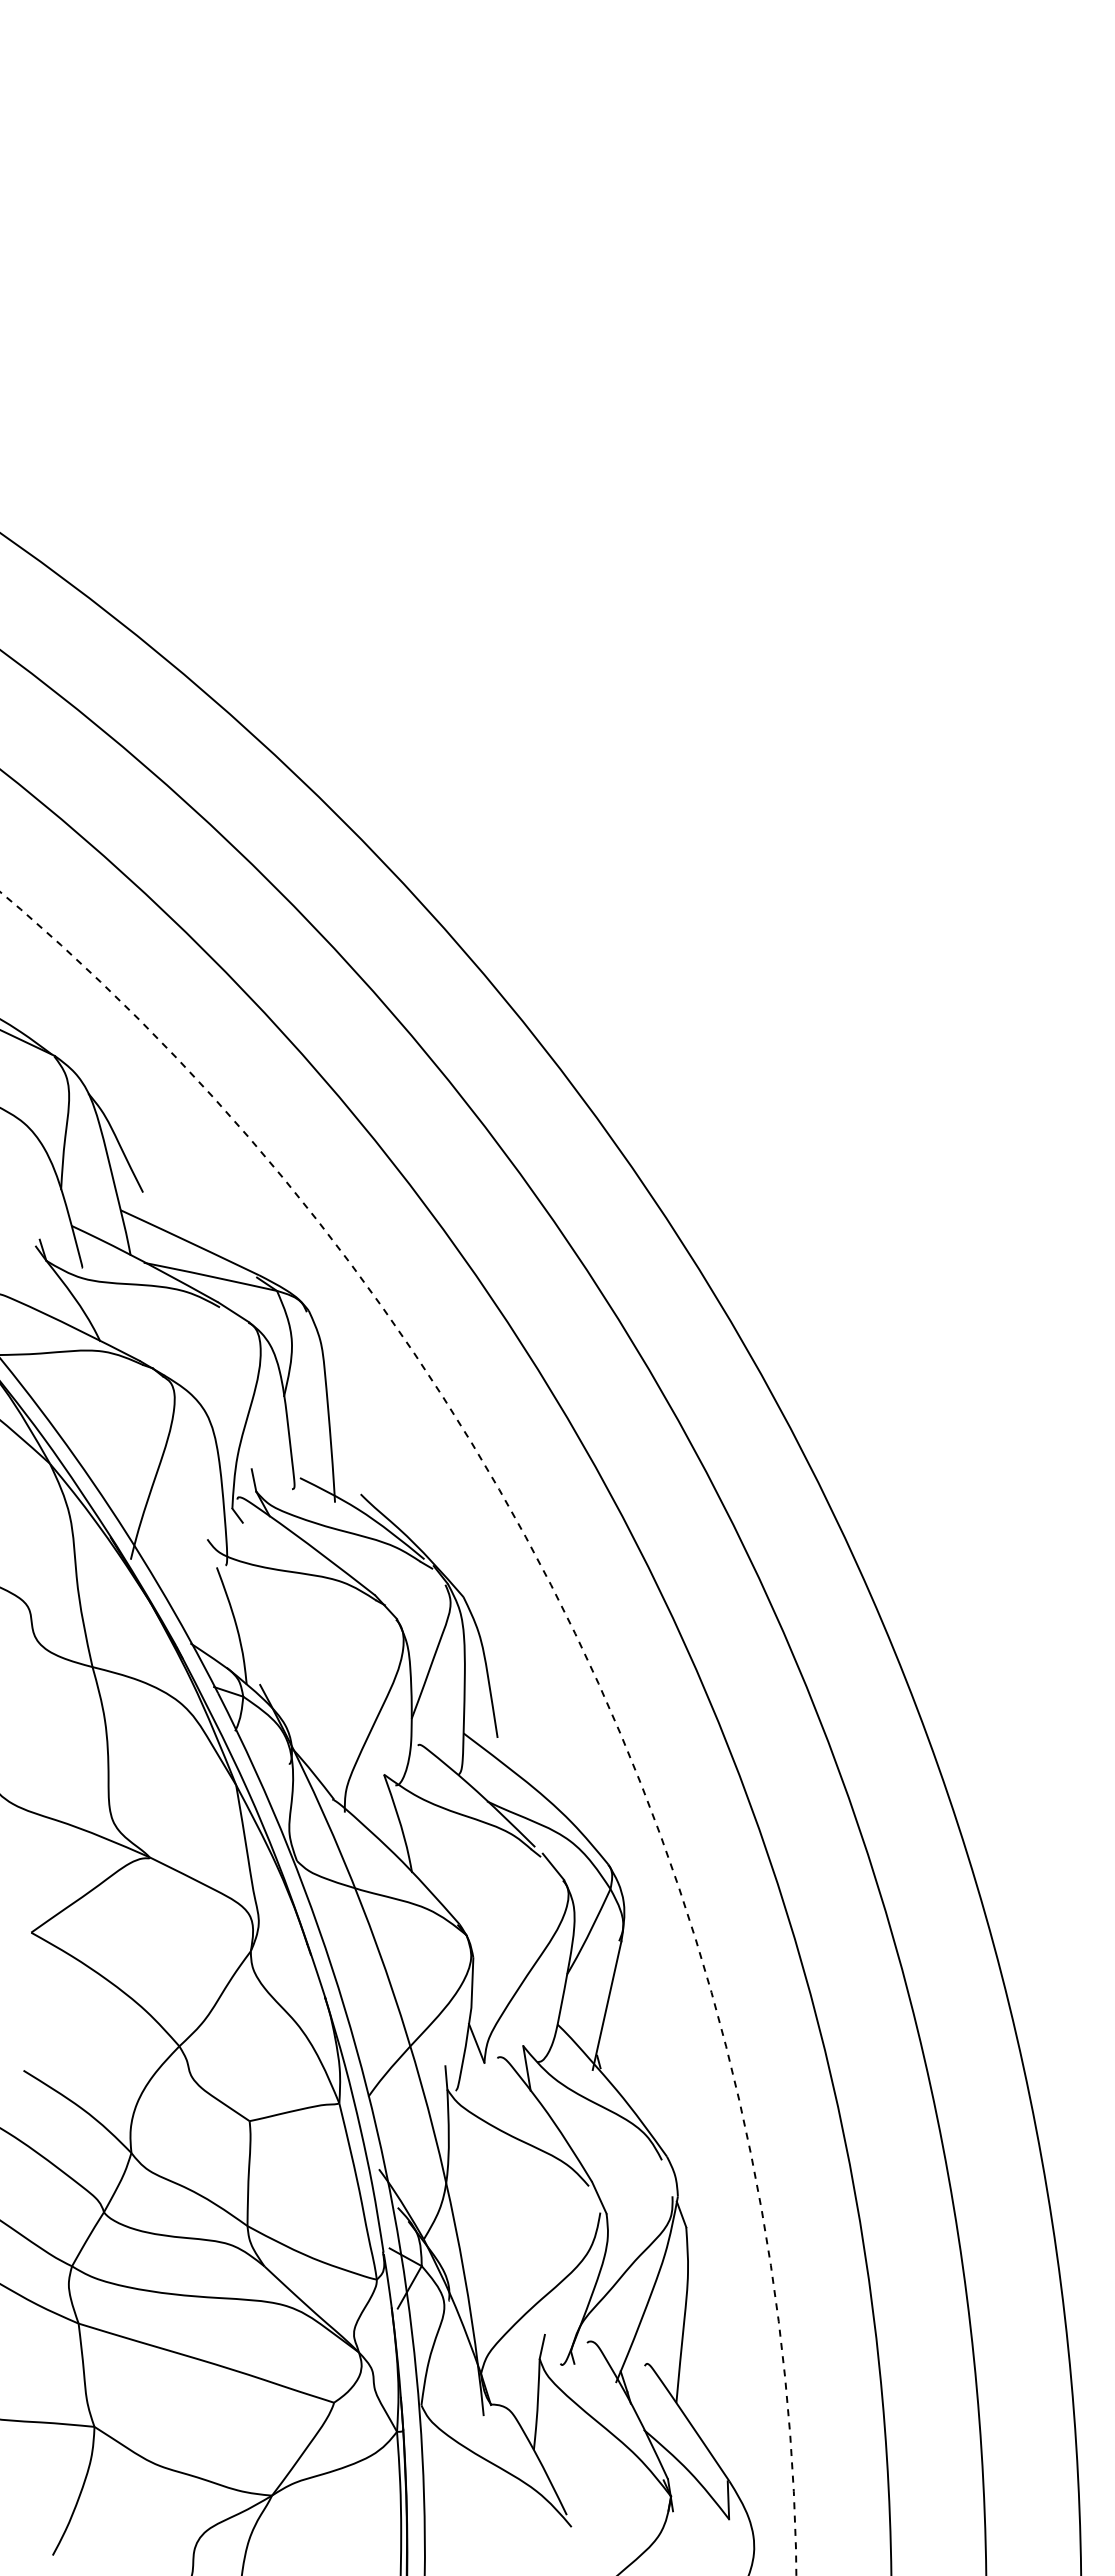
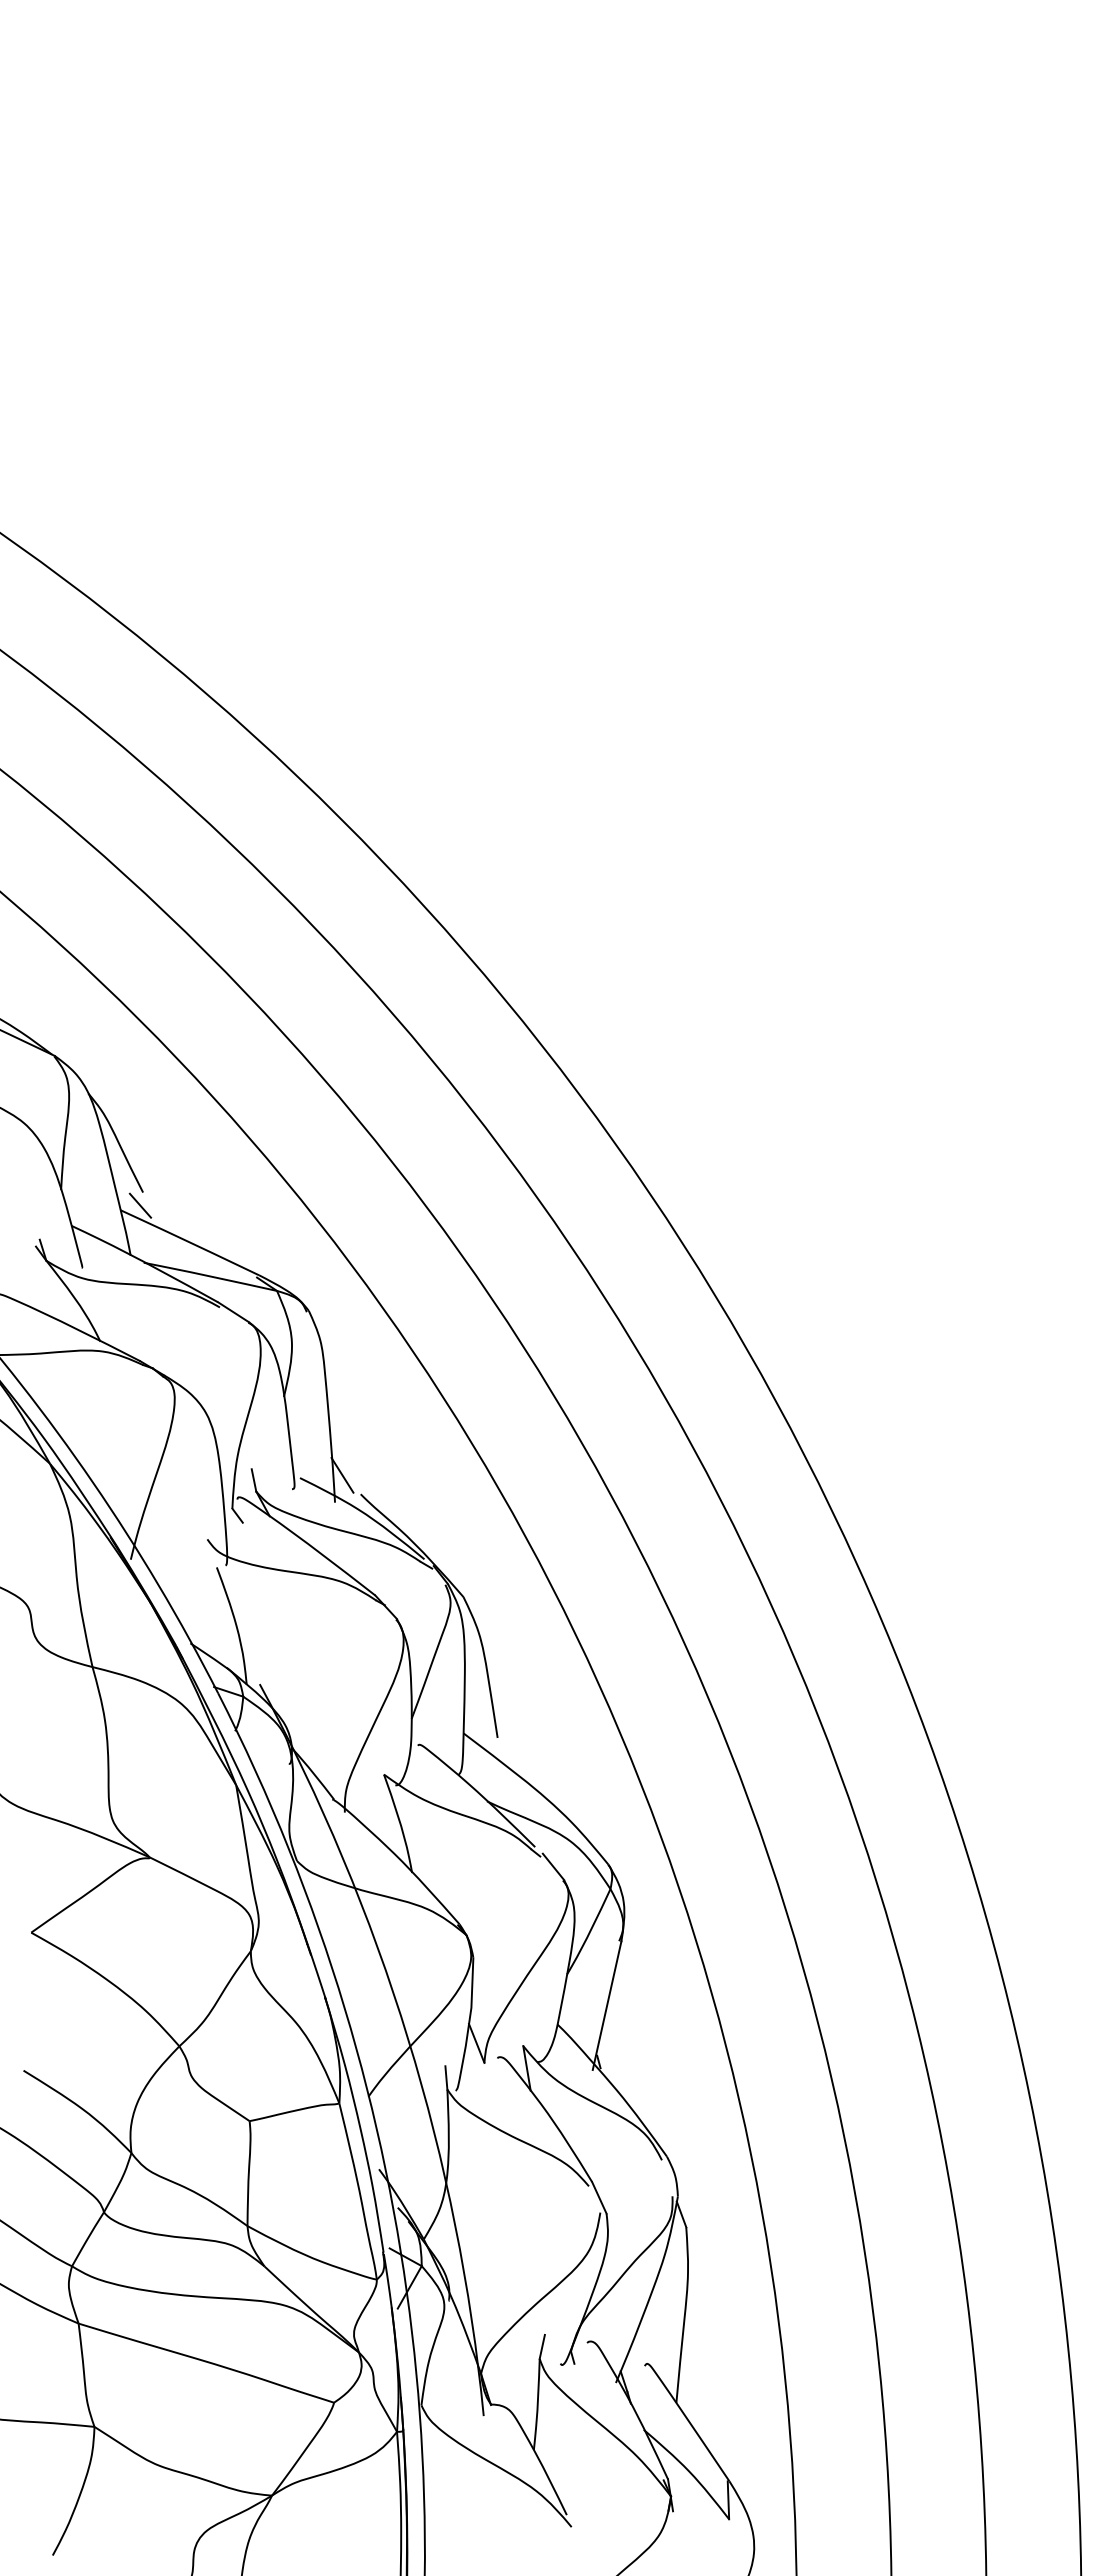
line: none -> present (140, 1205)
line: none -> present (342, 1474)
circle: dashed -> solid (398, 1733)
